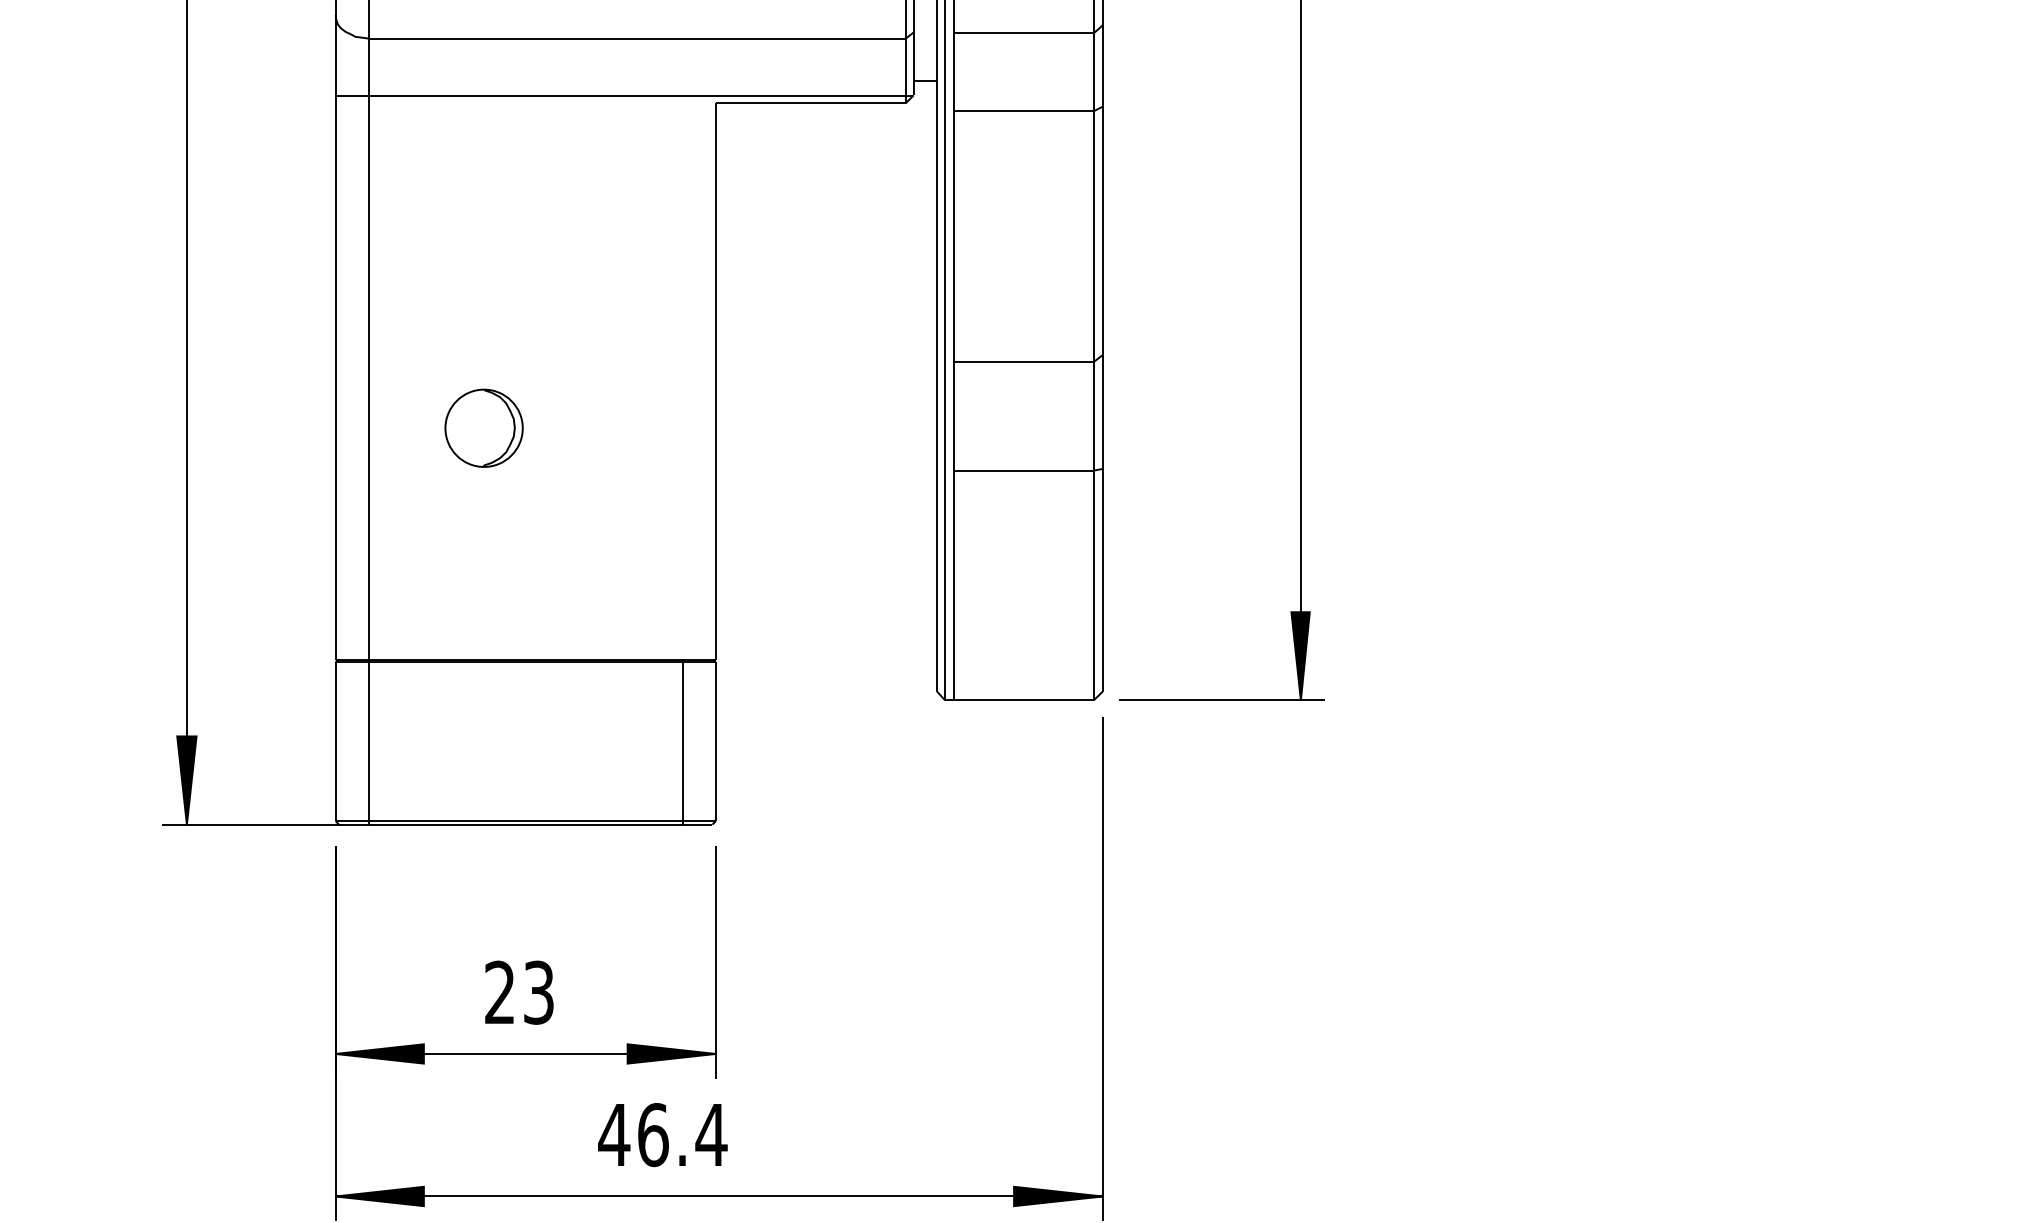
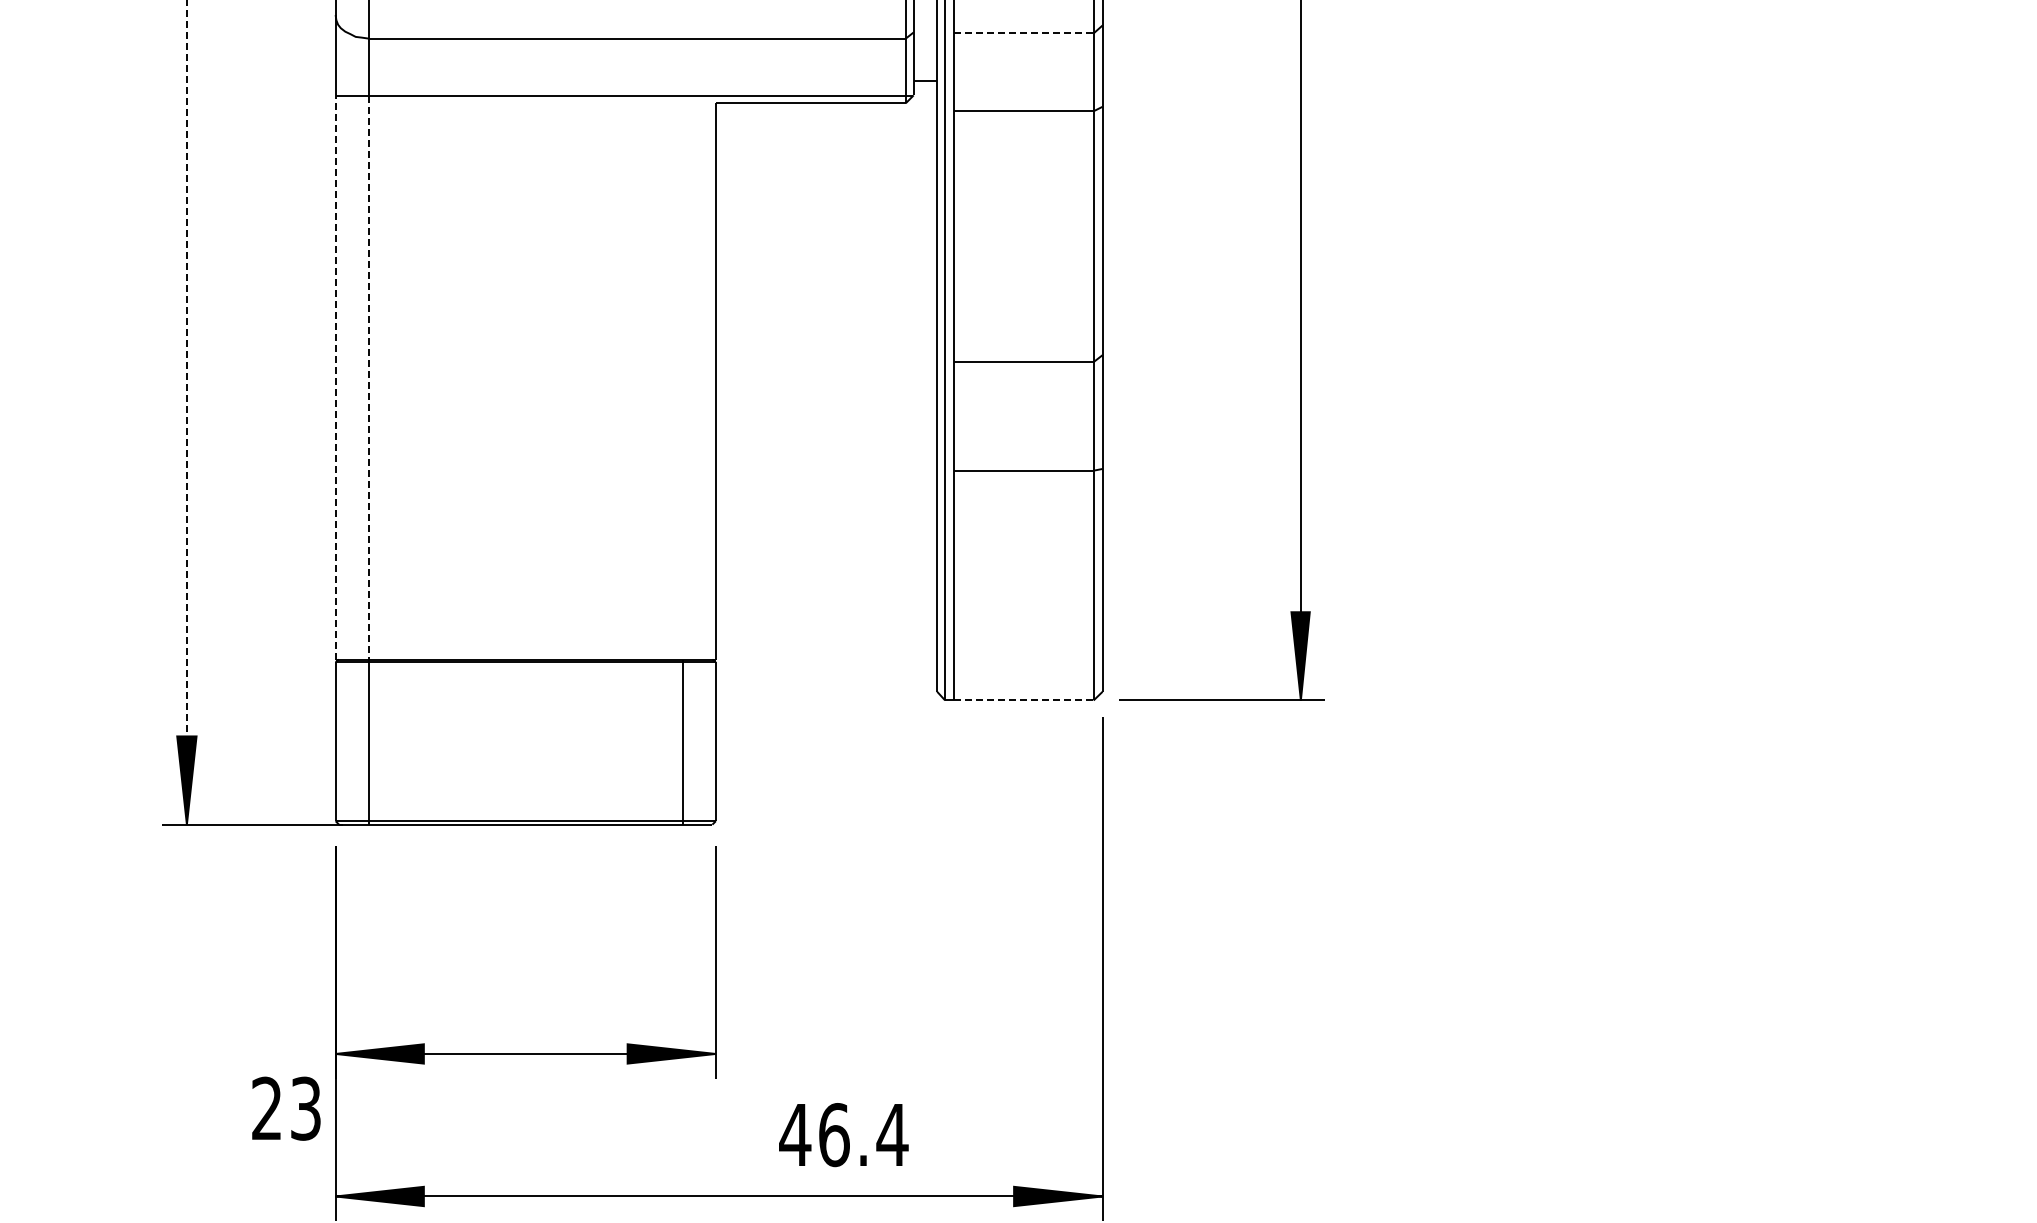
line: solid -> dashed (1023, 33)
line: solid -> dashed (335, 377)
line: solid -> dashed (368, 377)
line: solid -> dashed (186, 412)
part: present -> none (483, 427)
line: solid -> dashed (1023, 700)
text position: (519, 992) -> (286, 1108) (286, 1108)
text position: (662, 1135) -> (843, 1135) (843, 1135)
